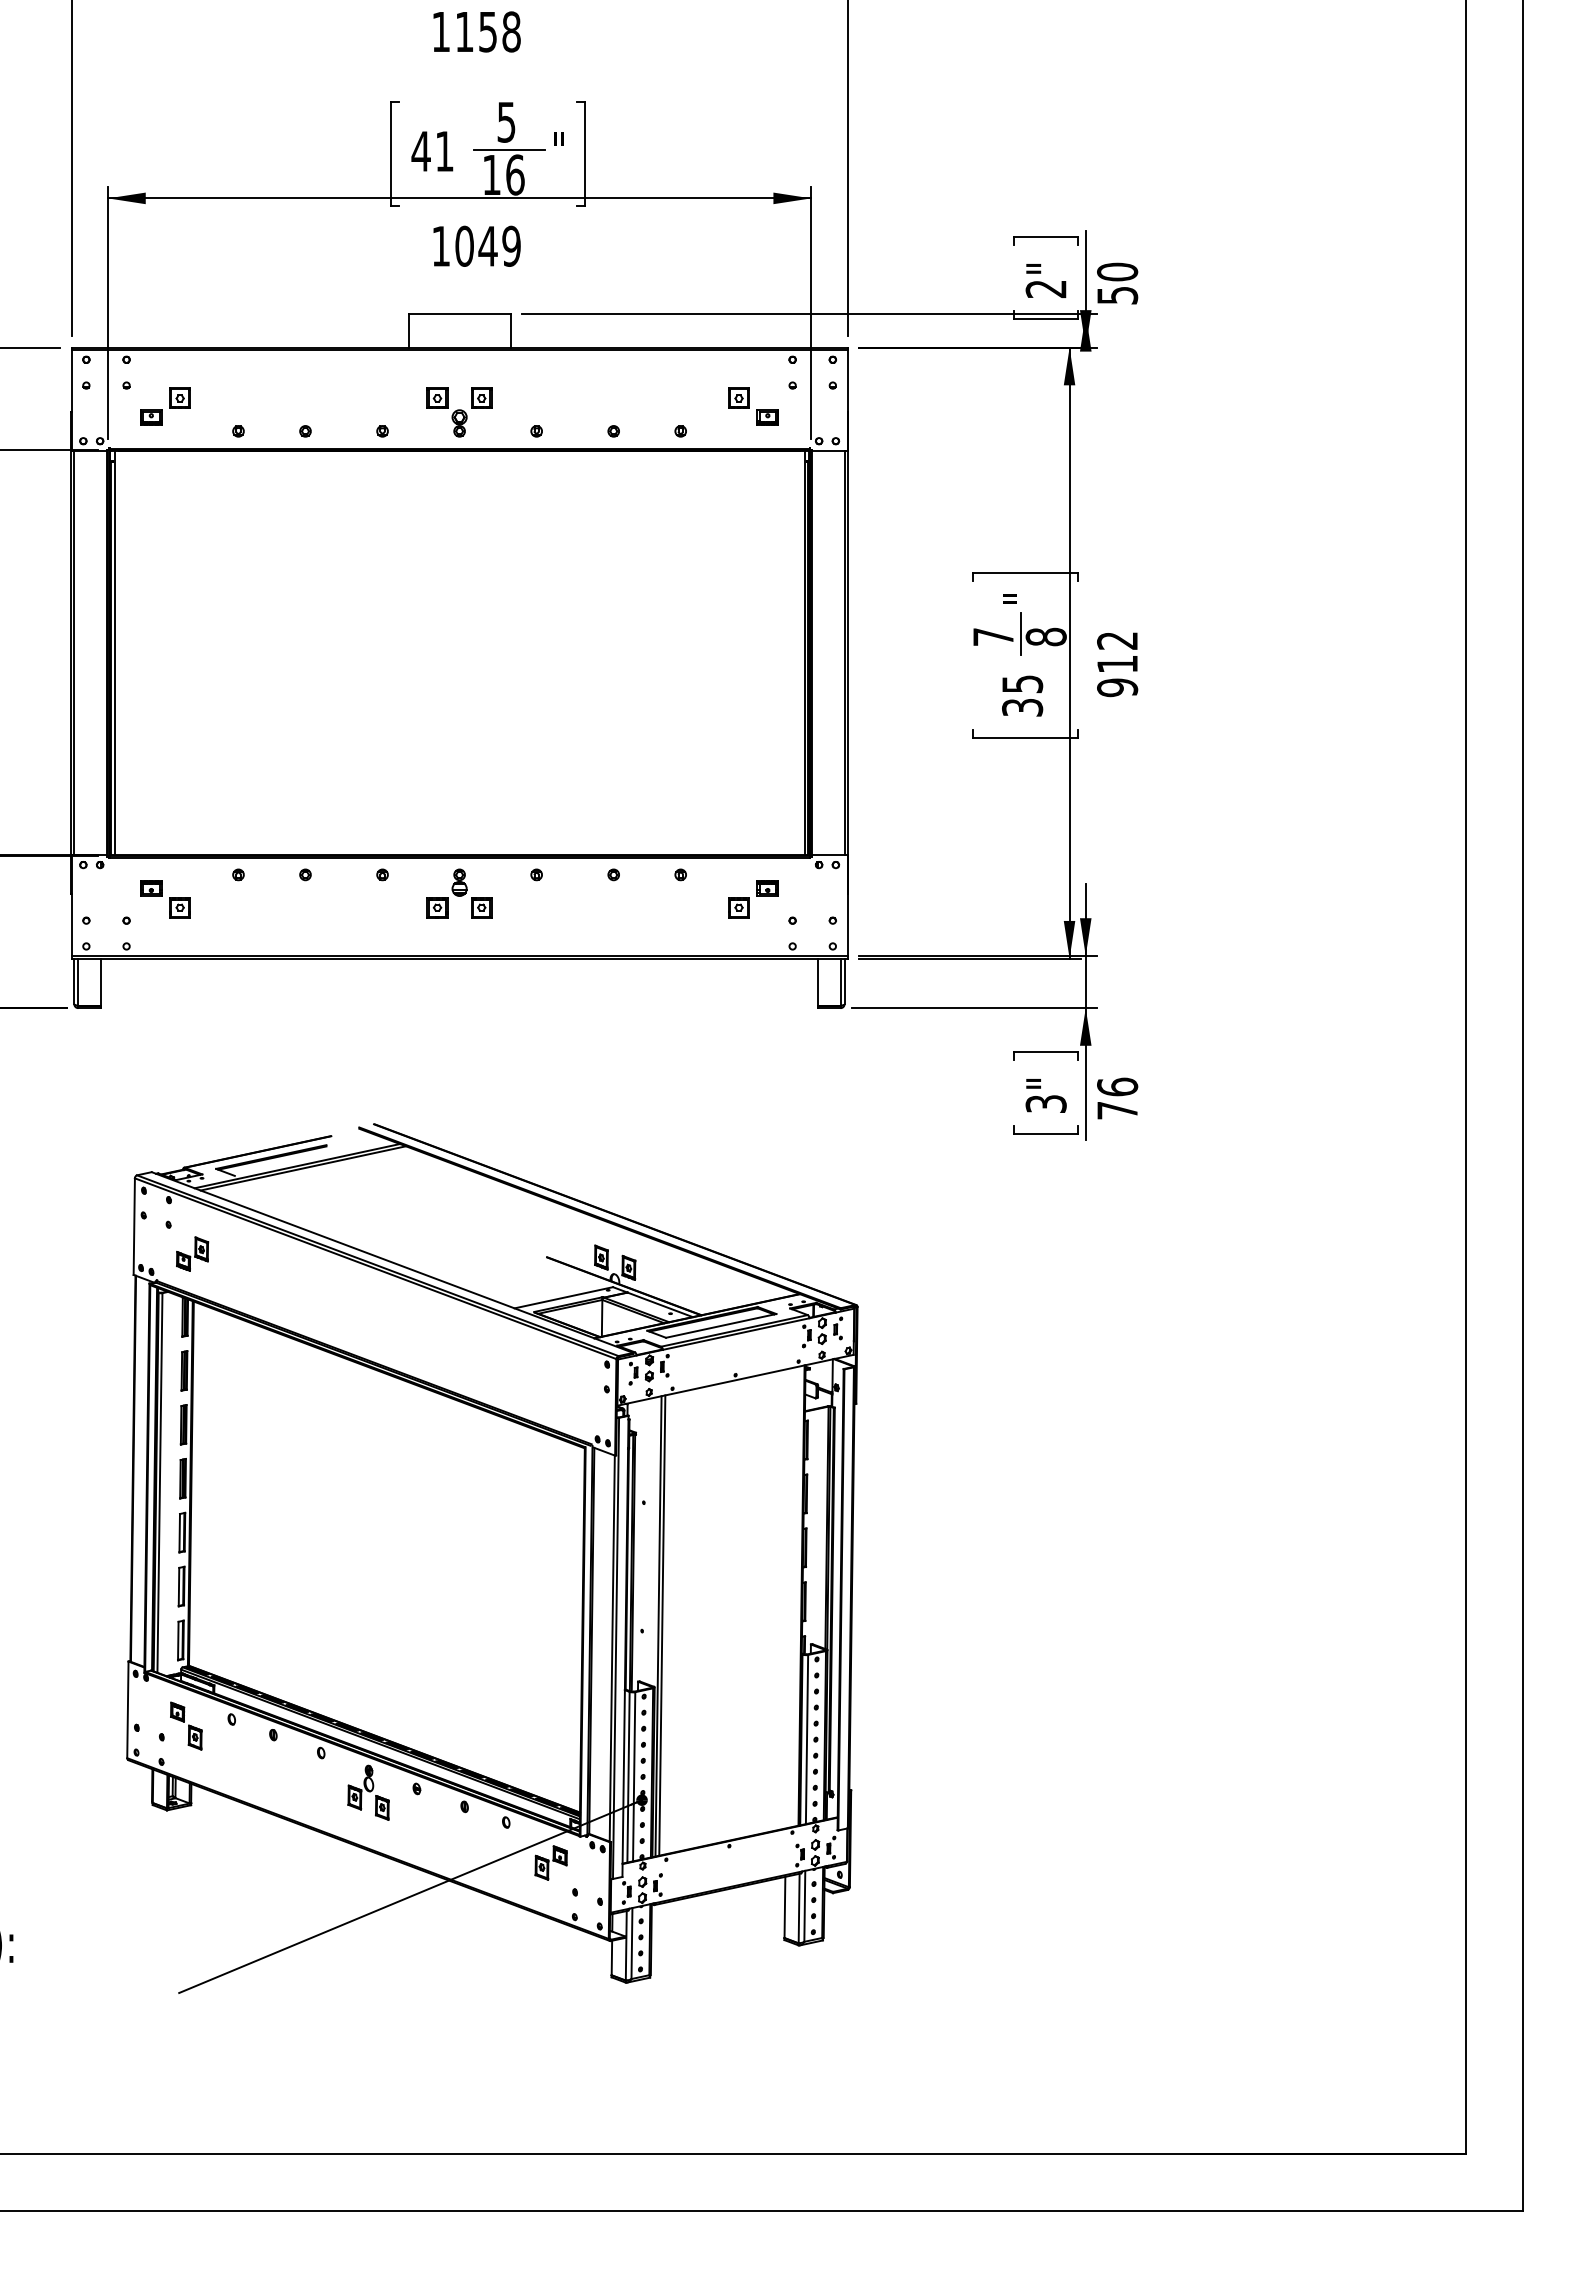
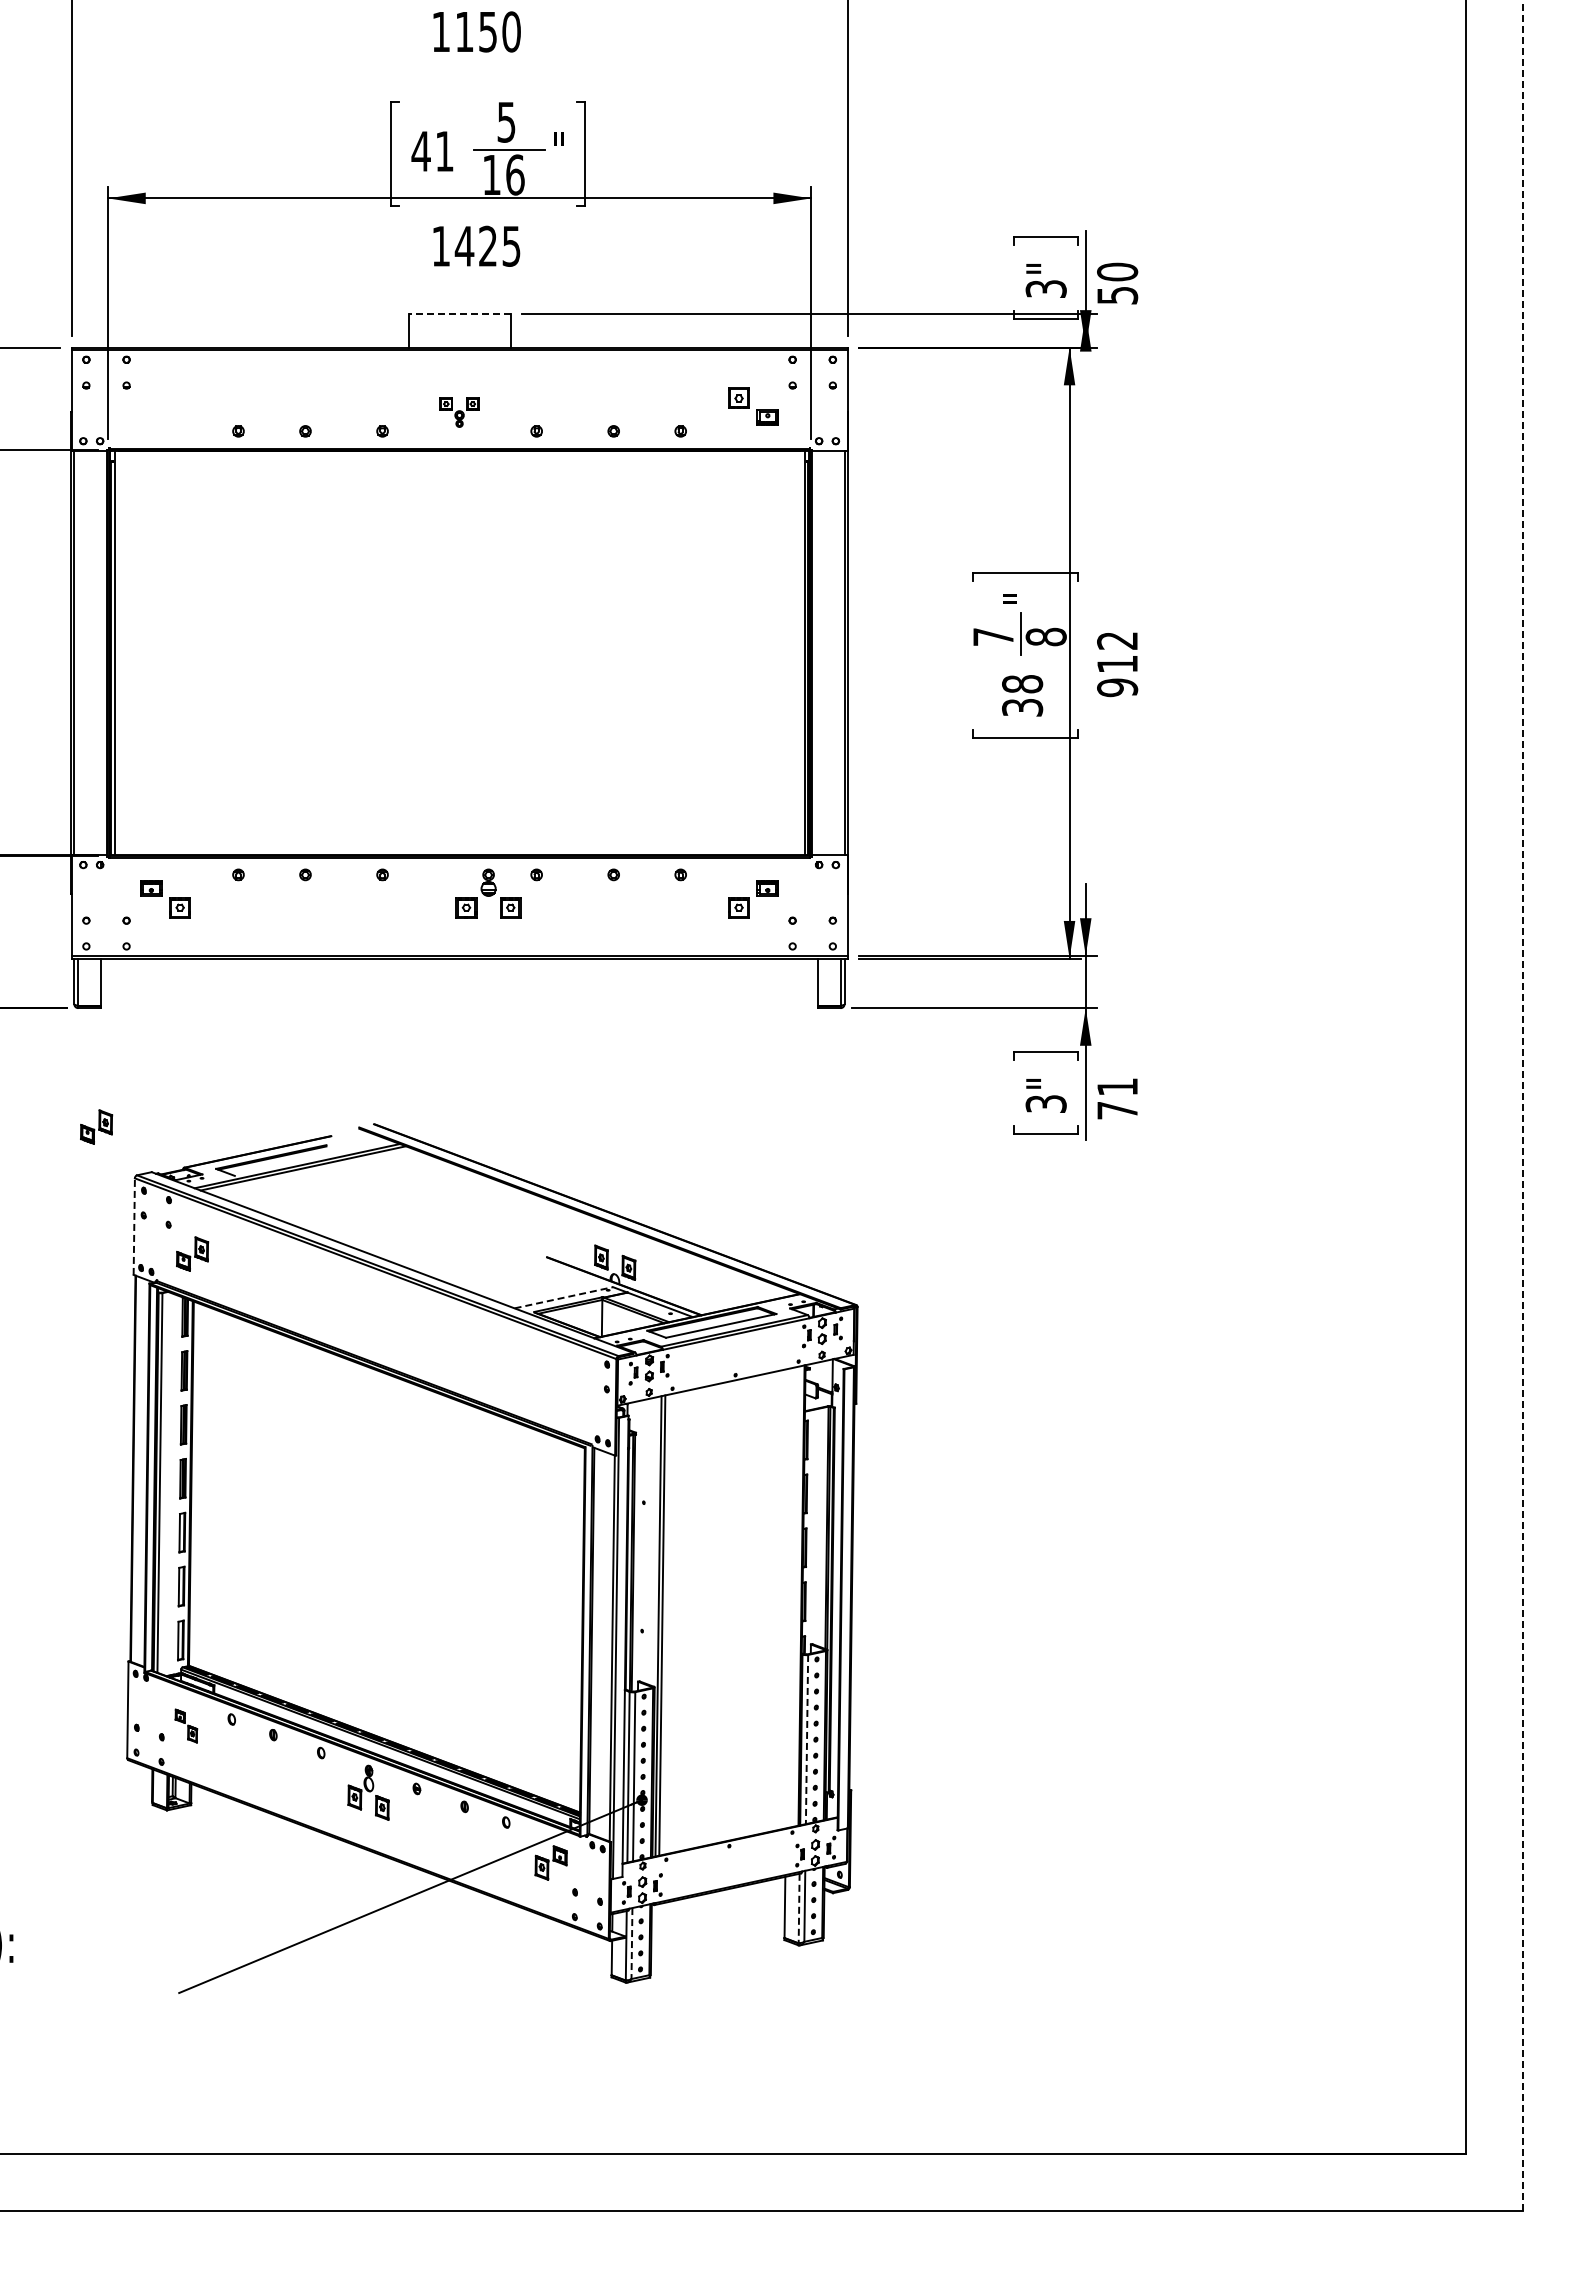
text: 1158 -> 1150 (511, 31)
text: 1049 -> 1425 (487, 245)
text: 2" -> 3" (1046, 289)
line: solid -> dashed (459, 314)
part: present -> none (165, 406)
part size: 67x51 px -> 41x31 px (459, 412)
text: 35 -> 38 (1022, 684)
part position: (459, 893) -> (488, 893) (488, 893)
text: 76 -> 71 (1117, 1086)
line: solid -> dashed (1522, 1104)
part: none -> present (96, 1126)
line: solid -> dashed (134, 1226)
line: solid -> dashed (564, 1297)
part size: 33x50 px -> 25x36 px (186, 1725)
line: solid -> dashed (807, 1739)
line: solid -> dashed (799, 1908)
line: solid -> dashed (631, 1943)
